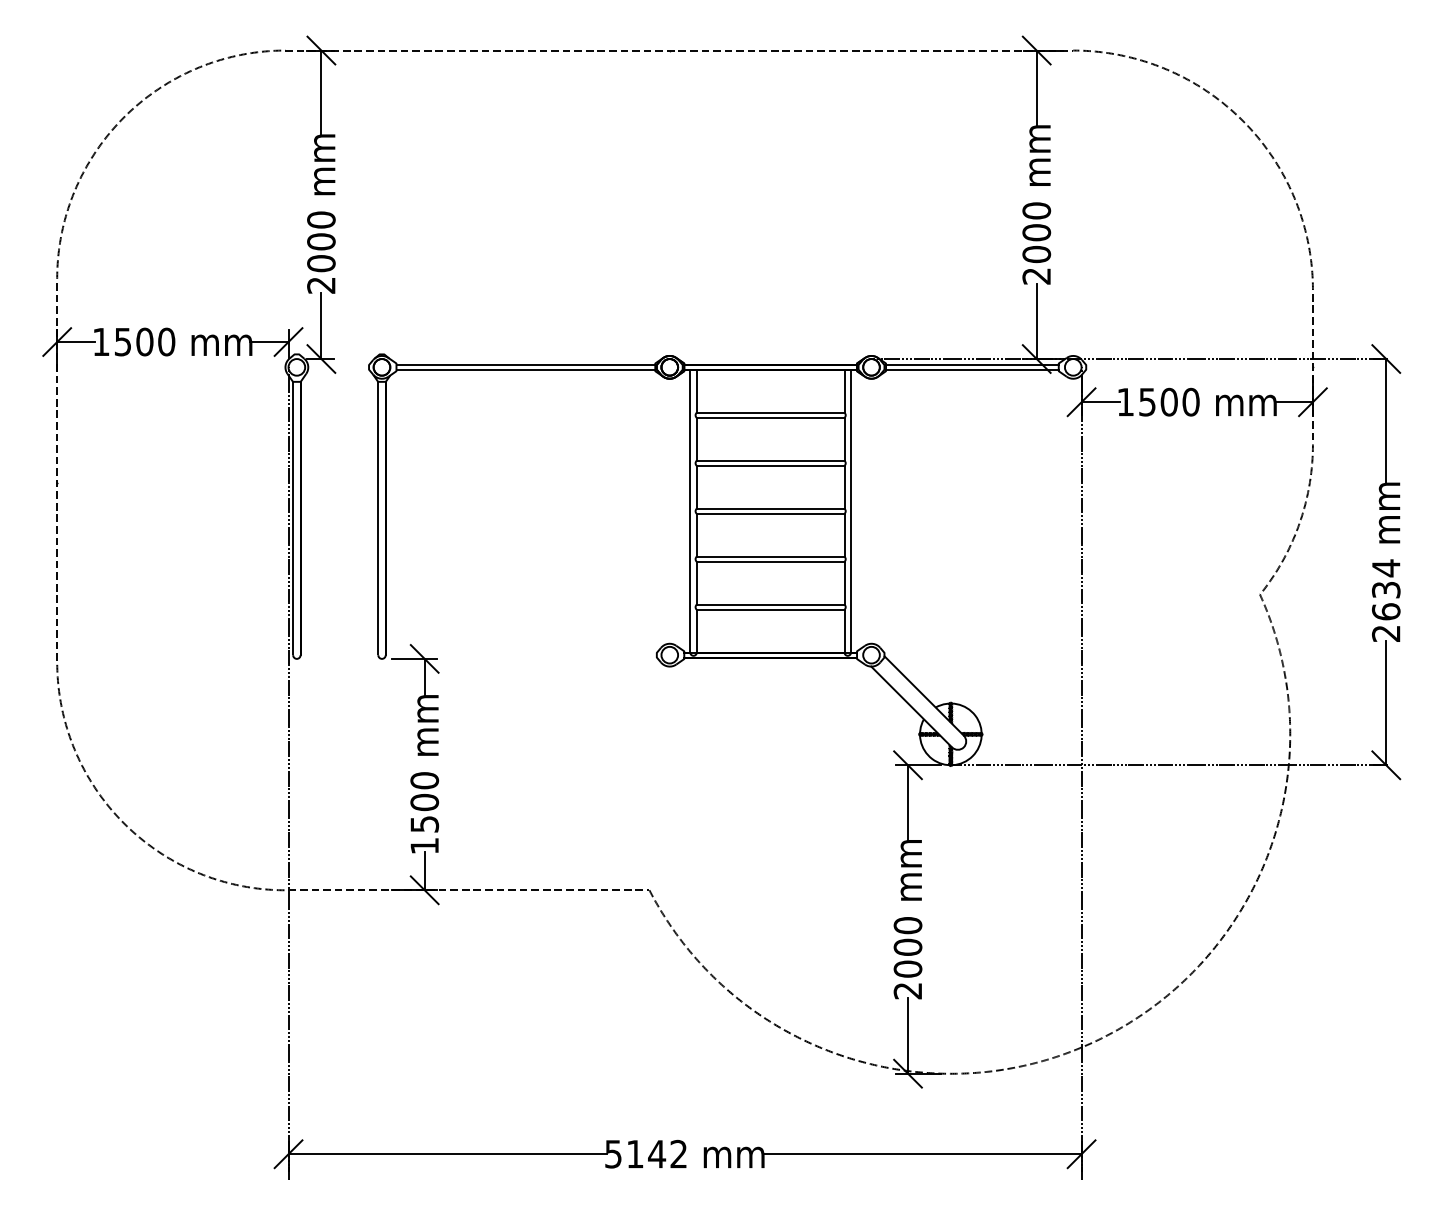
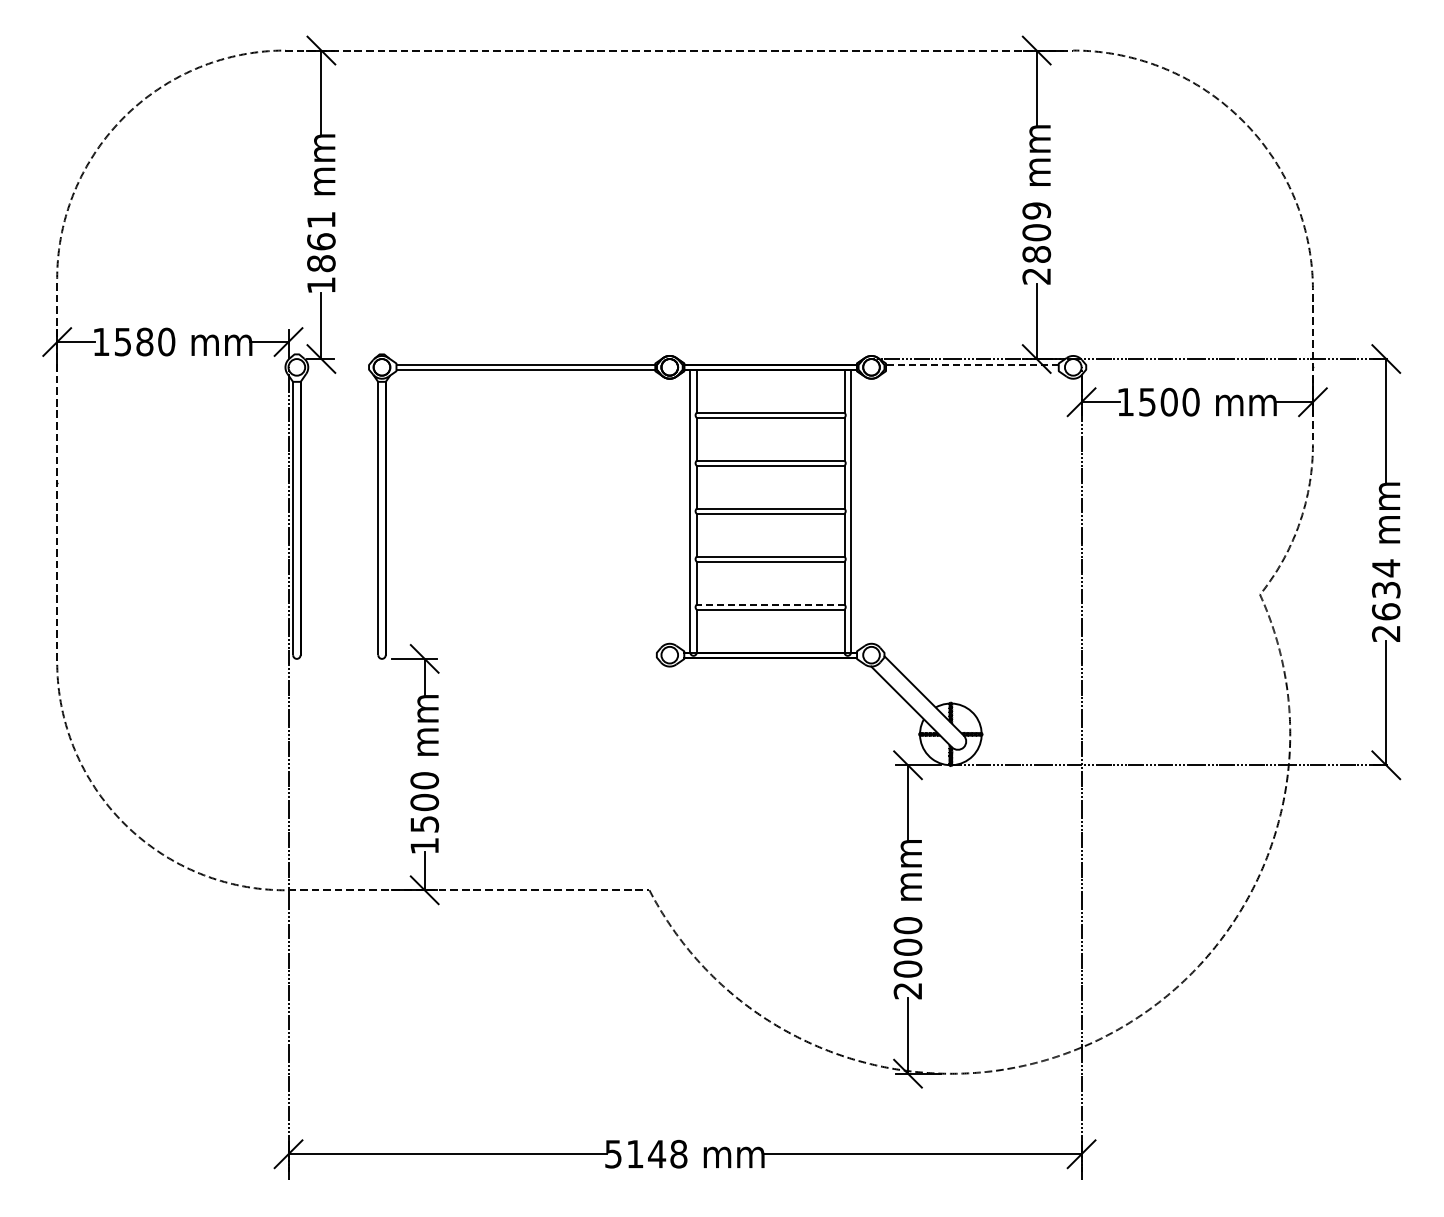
text: 2000 -> 2809 (1036, 232)
text: 2000 -> 1861 (321, 252)
text: 1500 -> 1580 (144, 342)
line: solid -> dashed (971, 364)
line: present -> none (972, 369)
line: solid -> dashed (770, 604)
text: 5142 -> 5148 (678, 1154)
